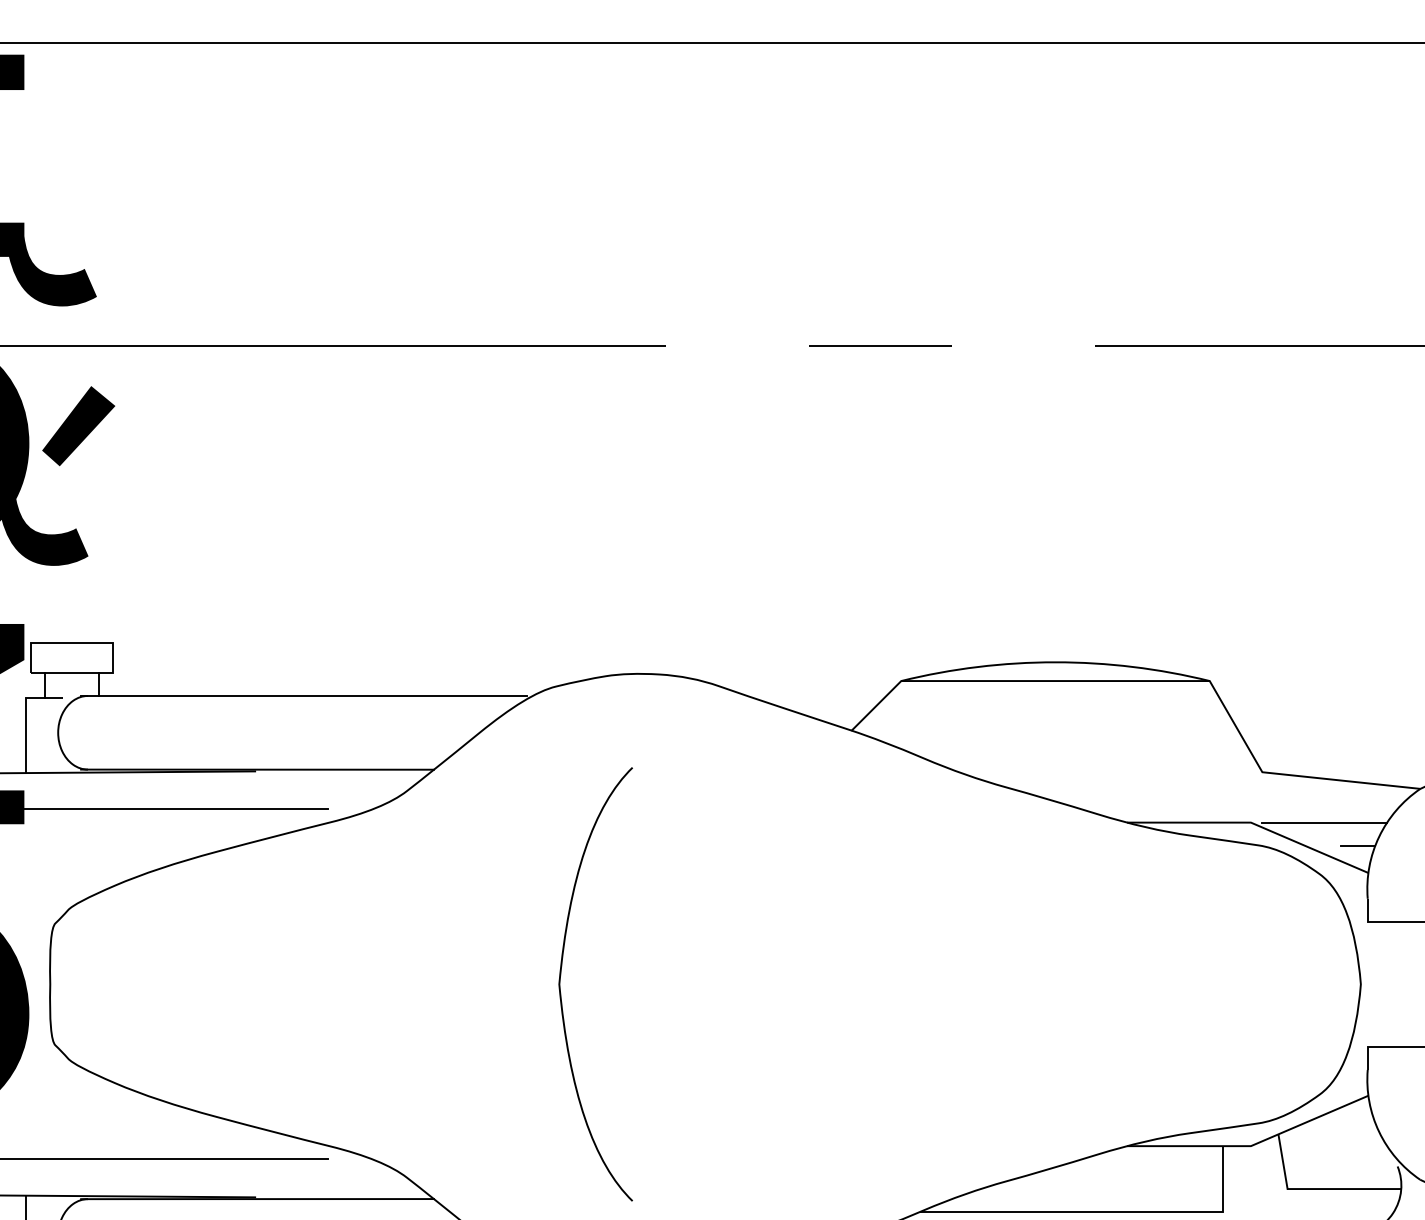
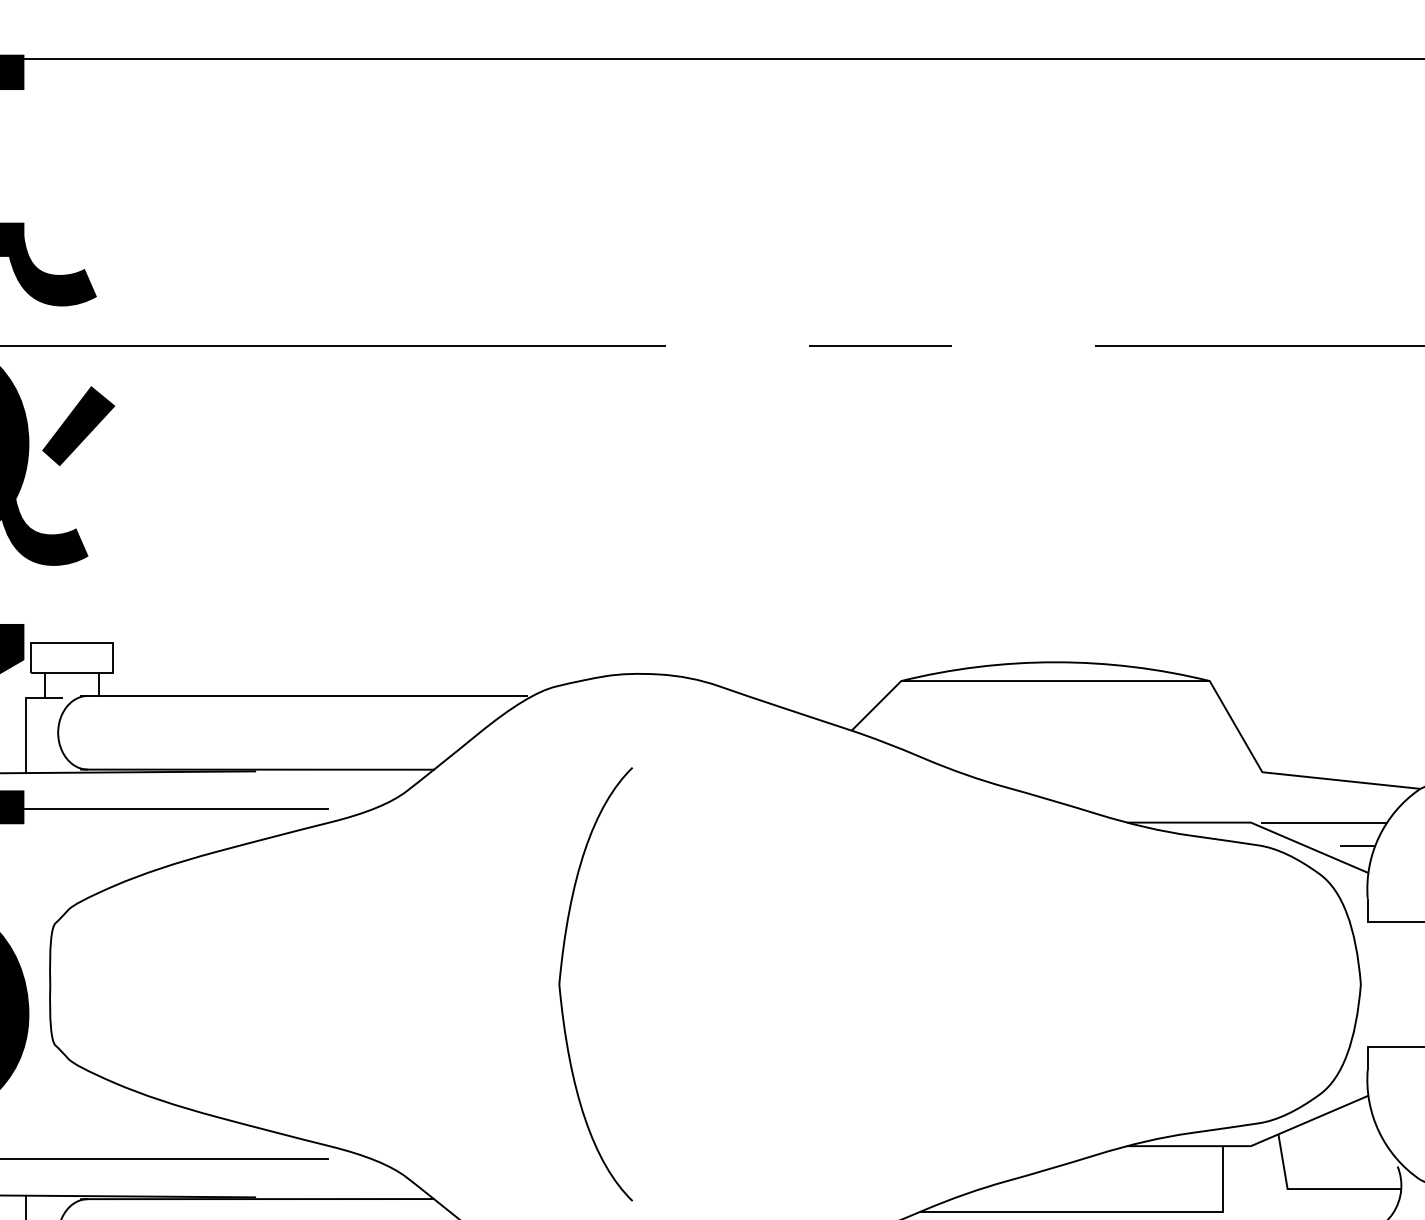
line position: (711, 42) -> (711, 58) (711, 58)
